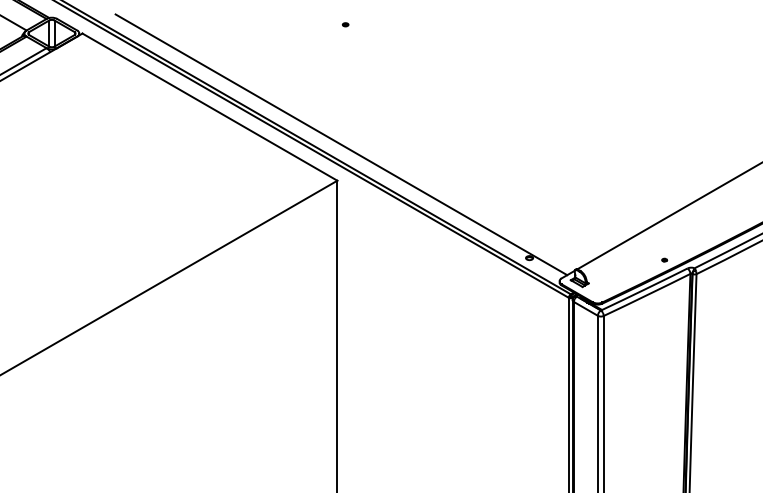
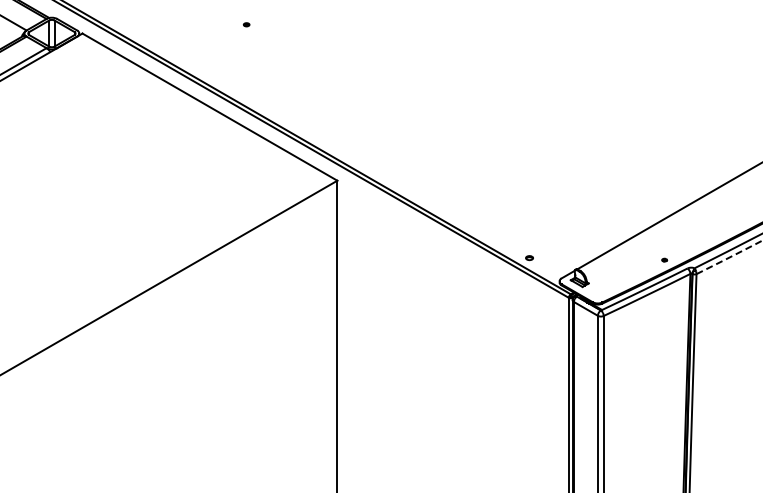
part position: (345, 24) -> (246, 24) (246, 24)
line: present -> none (341, 144)
arc: solid -> dashed (730, 257)
